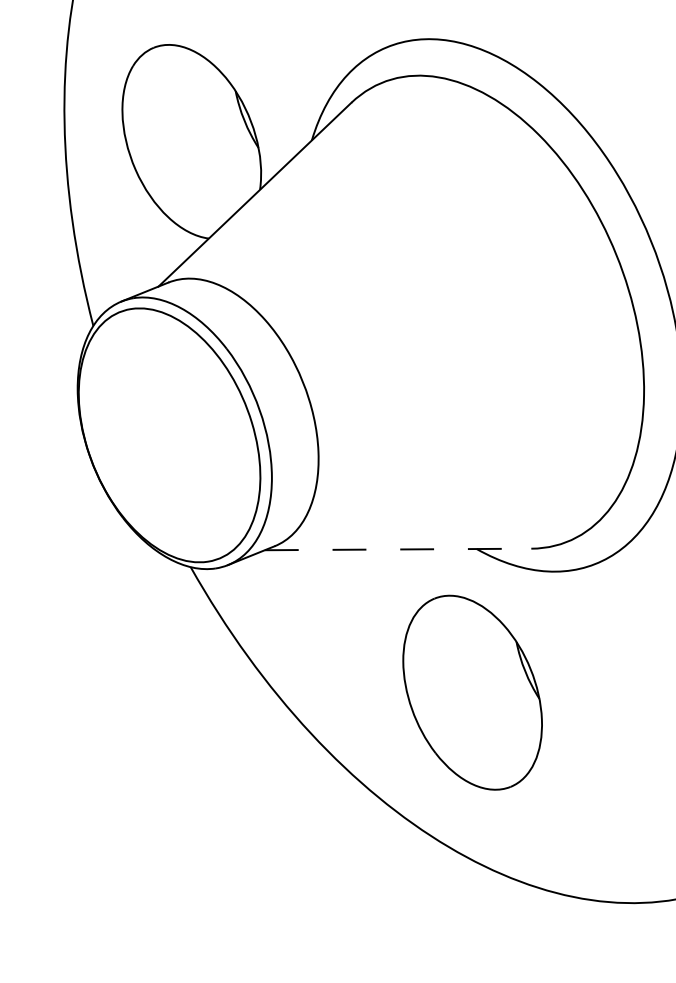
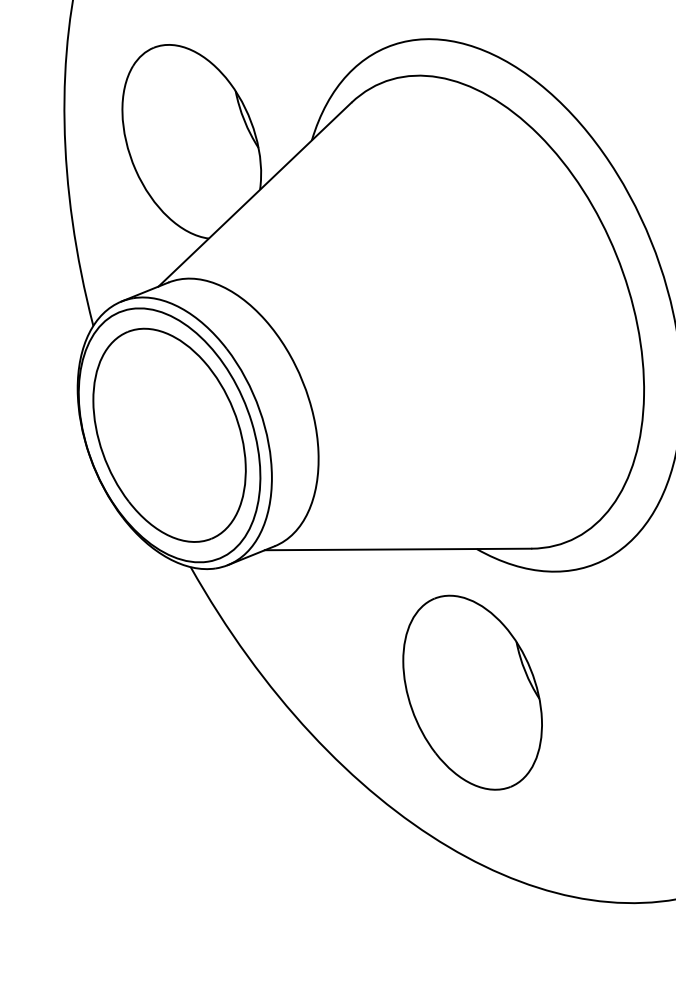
part: none -> present (169, 434)
line: dashed -> solid (398, 549)
